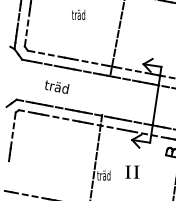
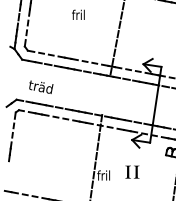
text: träd -> fril (78, 14)
text position: (57, 86) -> (41, 86) (41, 86)
text: träd -> fril (103, 175)
